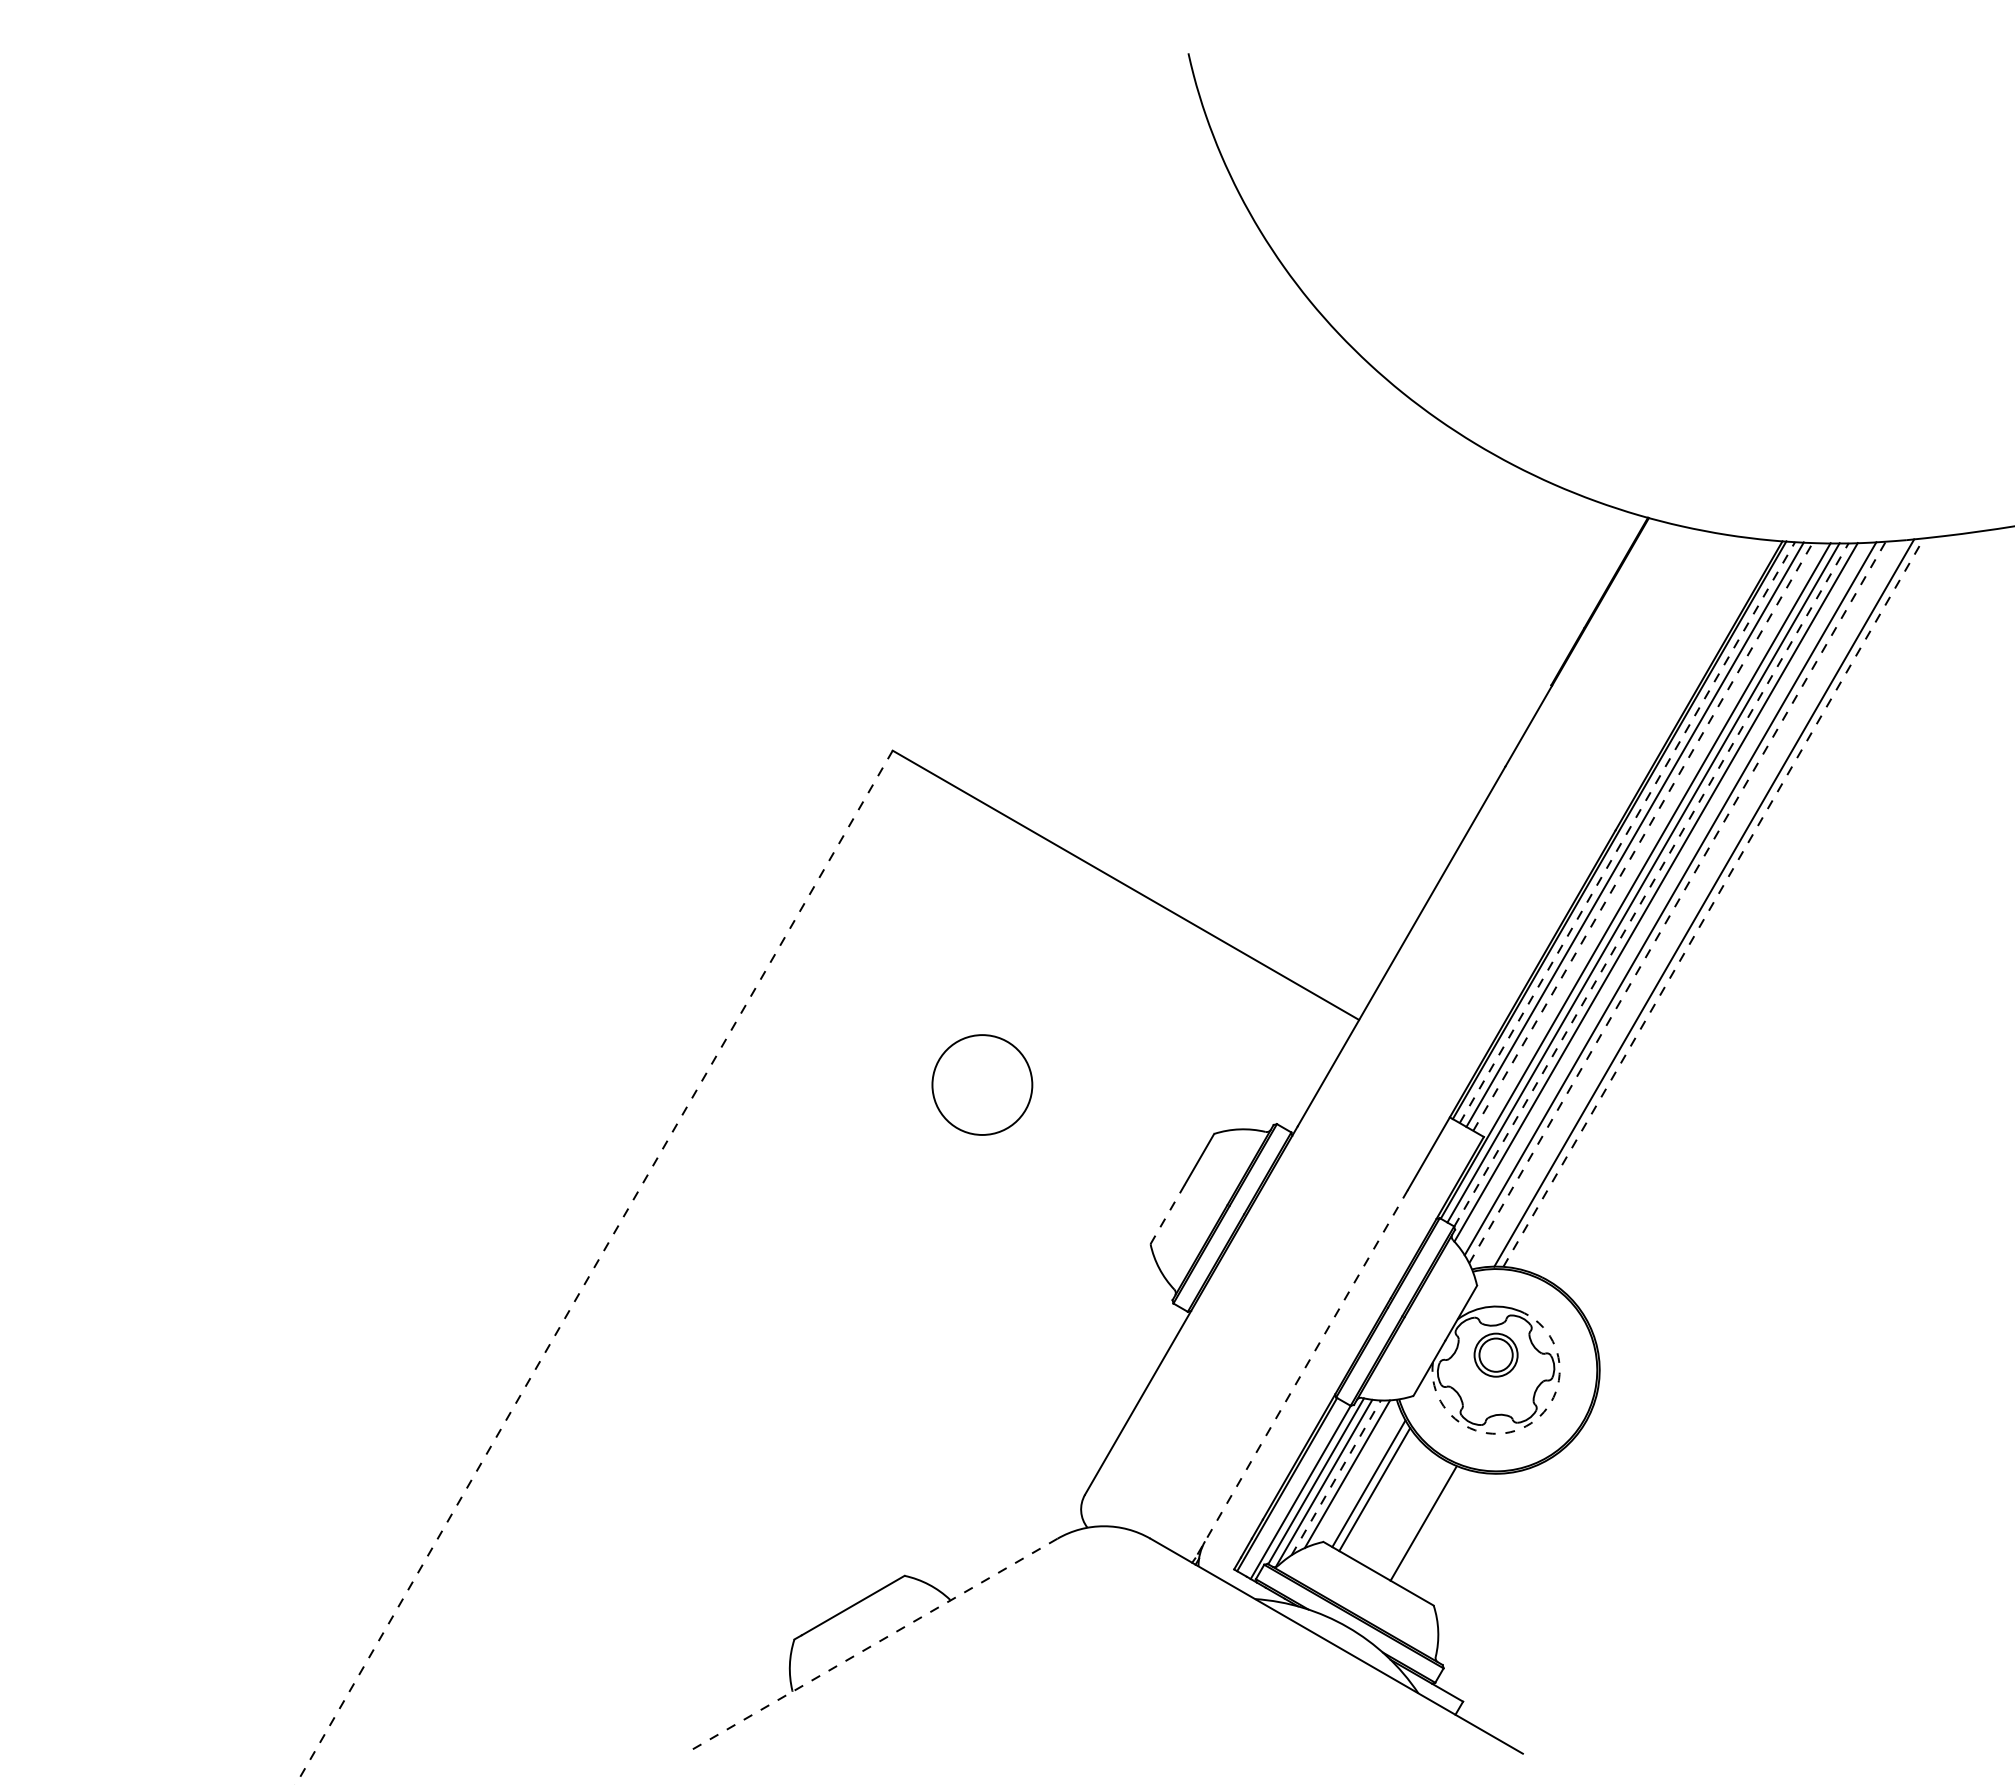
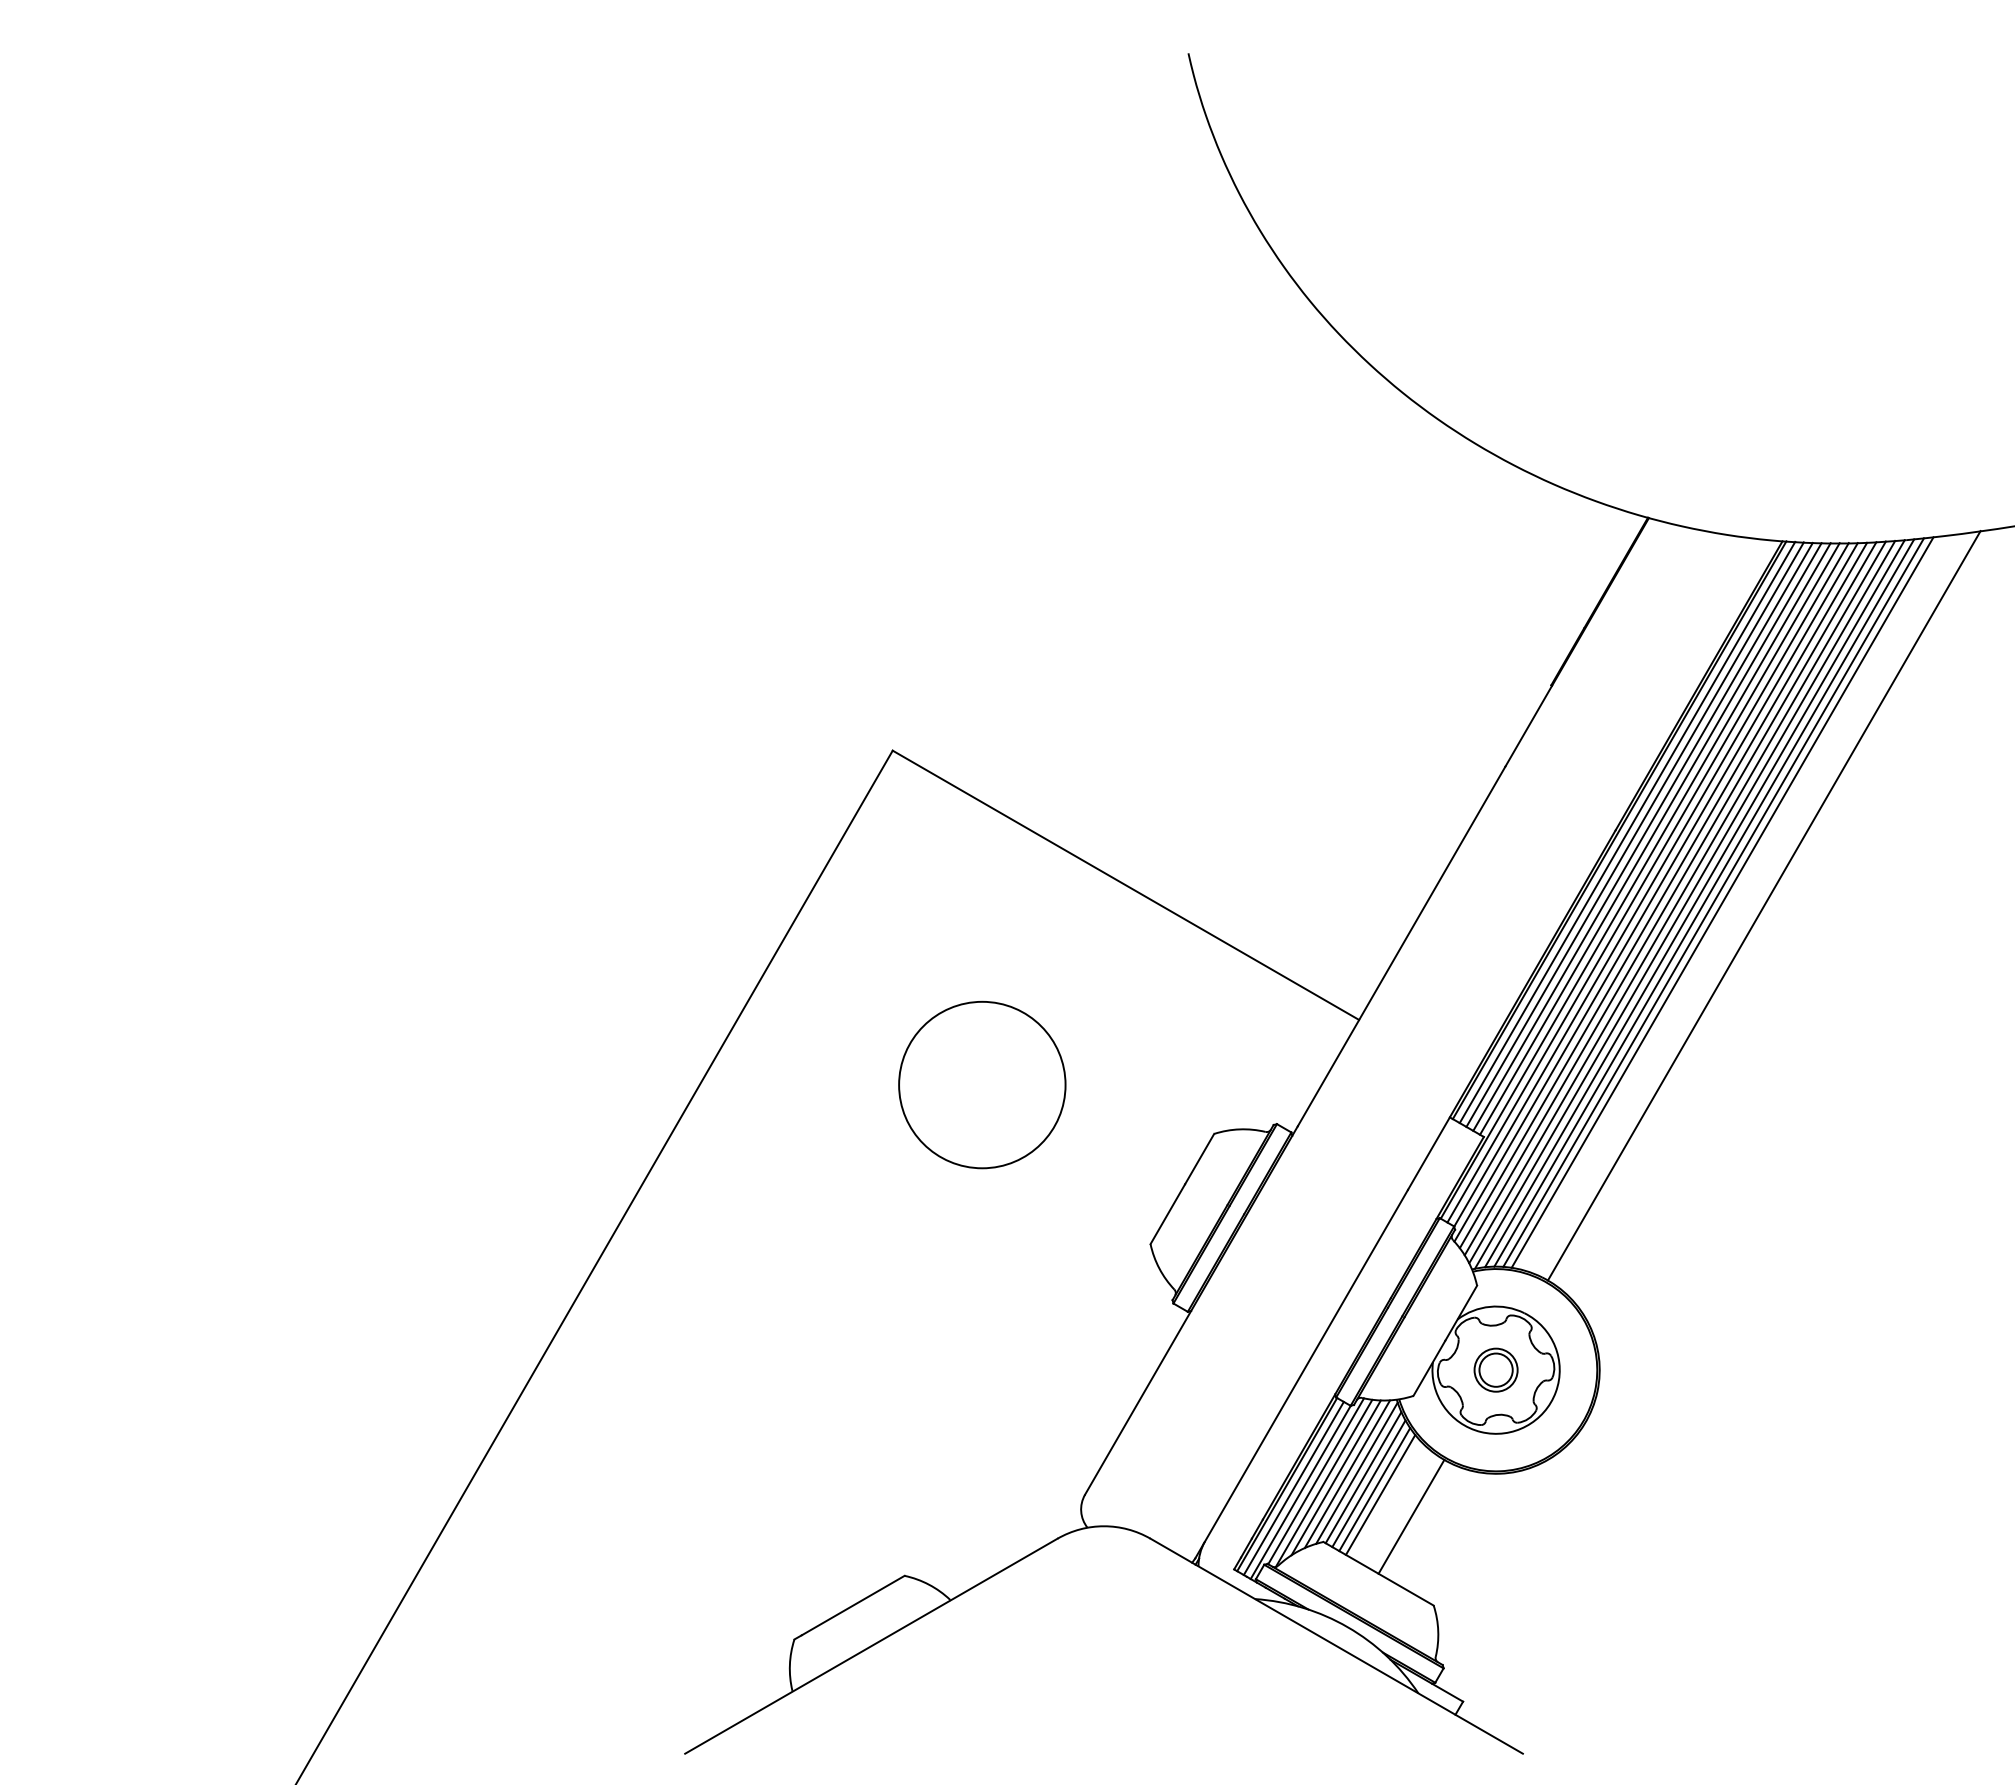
line: dashed -> solid (1627, 832)
line: dashed -> solid (1643, 836)
line: none -> present (1650, 838)
line: dashed -> solid (1651, 884)
line: none -> present (1663, 895)
line: dashed -> solid (1677, 902)
line: dashed -> solid (1713, 902)
line: none -> present (1722, 902)
line: none -> present (1694, 903)
line: none -> present (1684, 904)
line: none -> present (1763, 905)
circle size: 103x102 px -> 169x170 px (982, 1084)
line: dashed -> solid (1167, 1214)
line: dashed -> solid (594, 1267)
part position: (1495, 1354) -> (1495, 1369) (1495, 1369)
line: dashed -> solid (1301, 1374)
arc: dashed -> solid (1526, 1426)
line: none -> present (1356, 1472)
line: dashed -> solid (1336, 1477)
line: none -> present (1363, 1477)
line: none -> present (1293, 1488)
line: none -> present (1380, 1494)
line position: (1423, 1523) -> (1411, 1516) (1411, 1516)
line: dashed -> solid (870, 1646)
